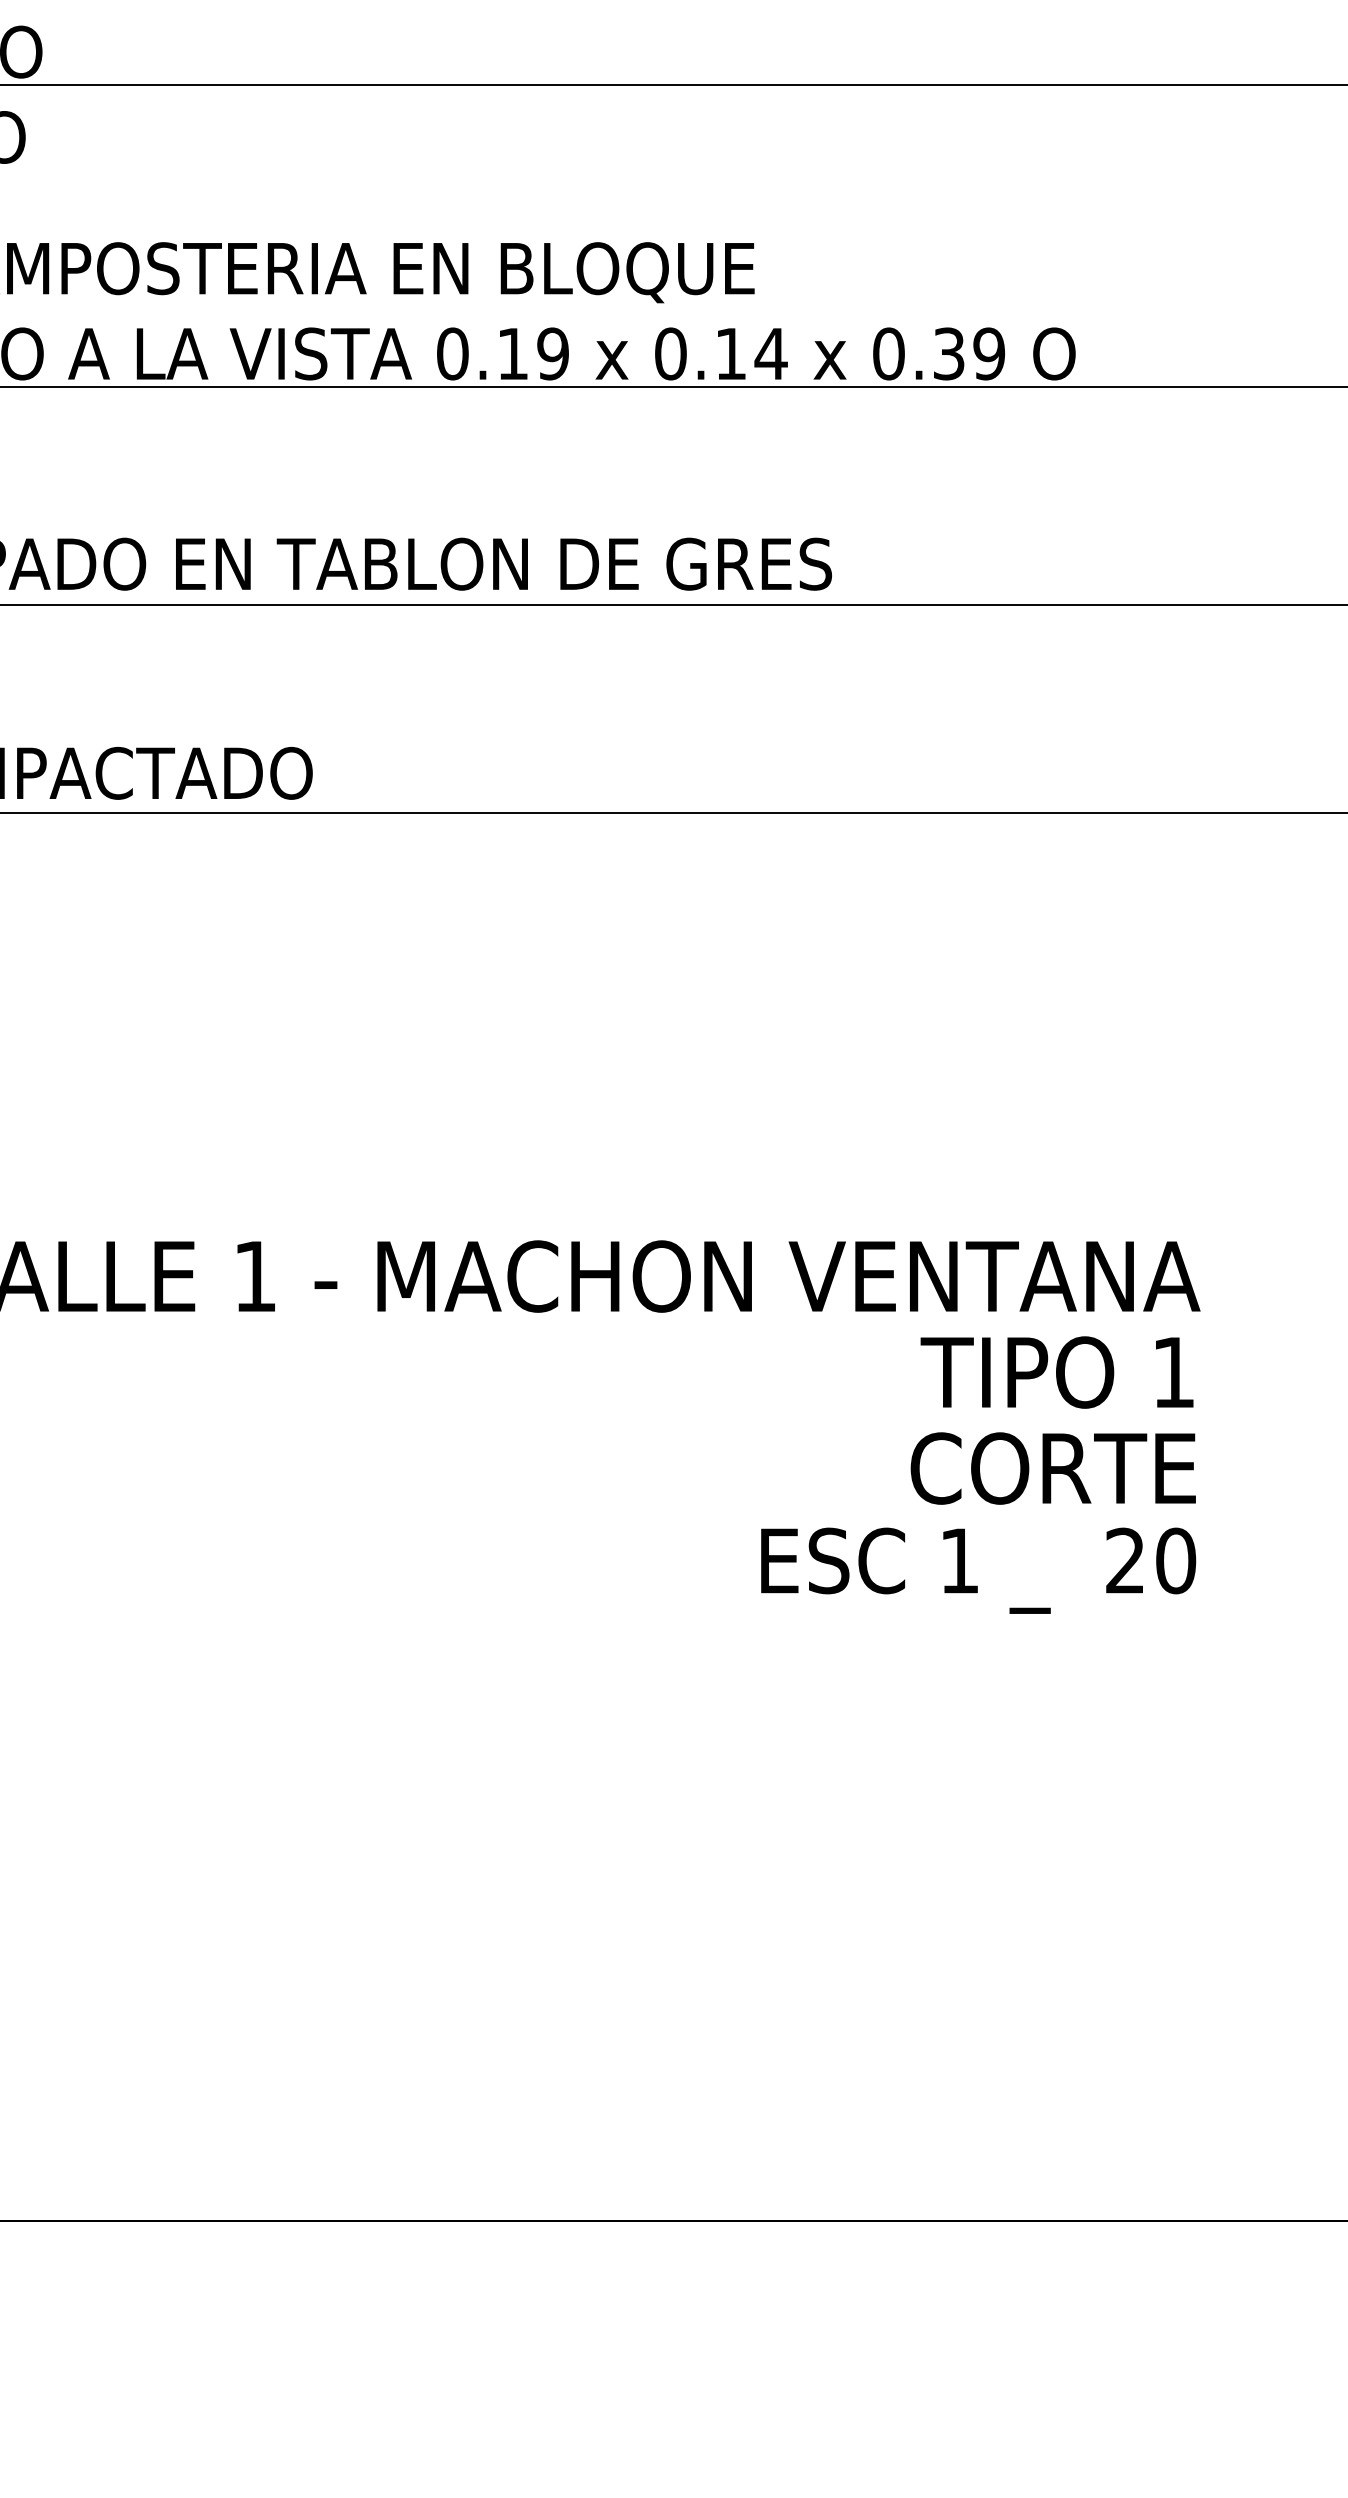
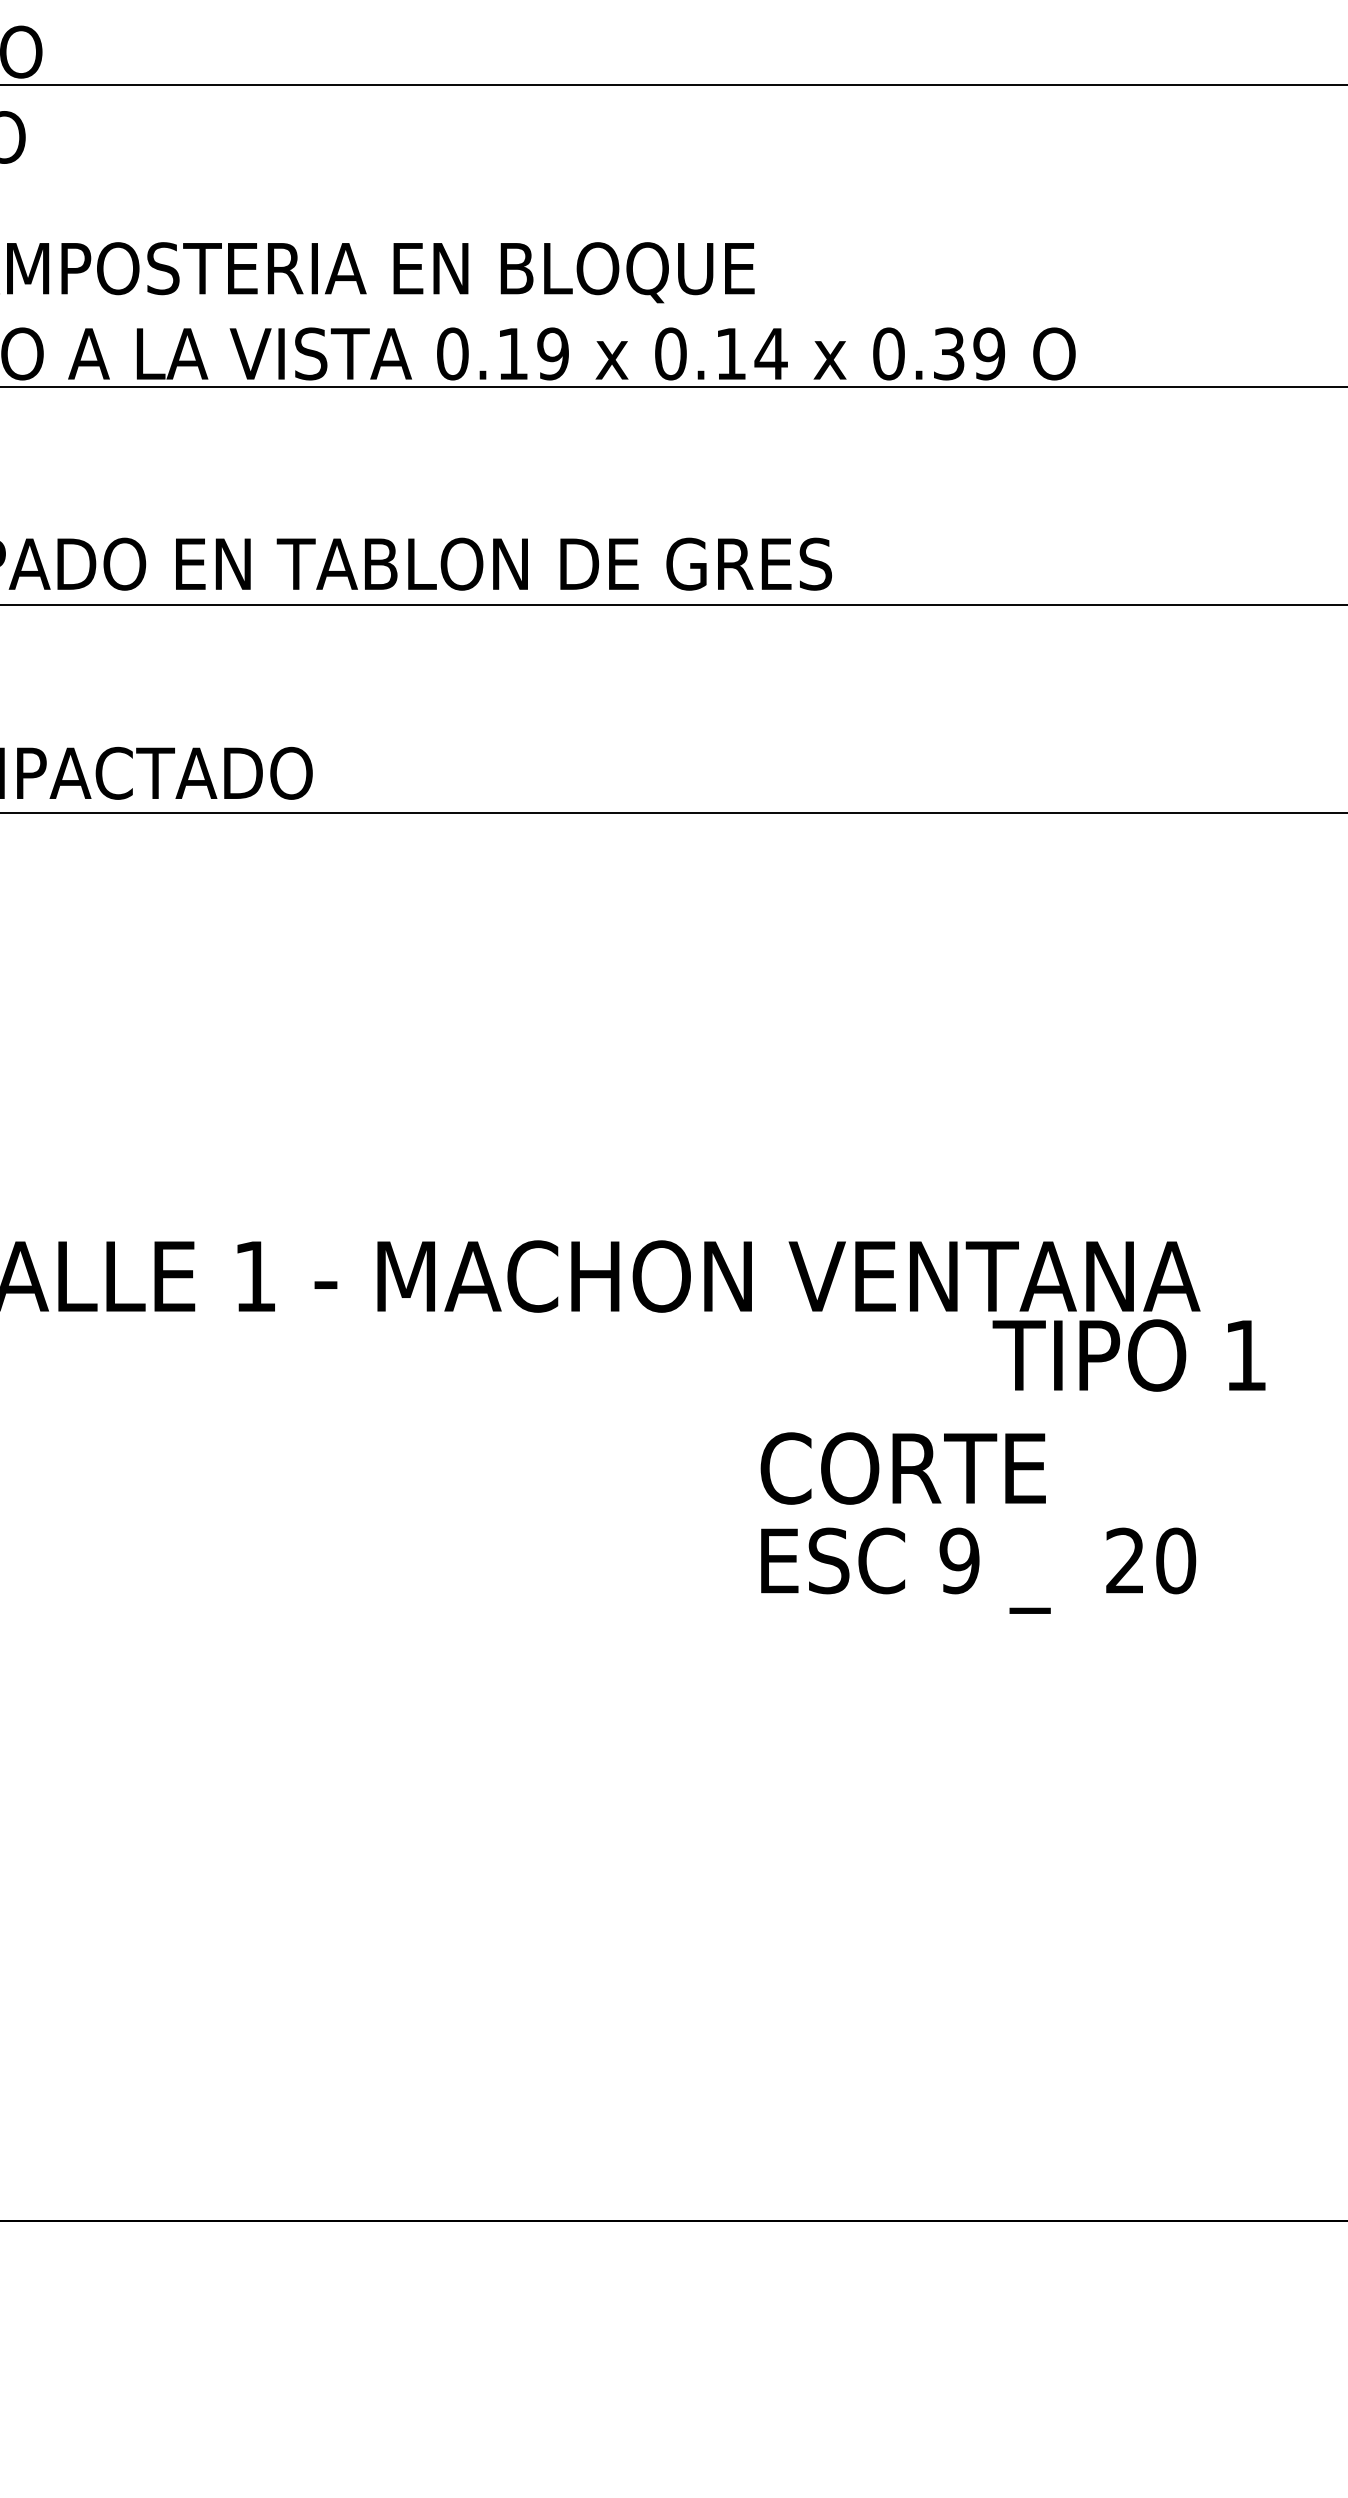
text position: (1056, 1372) -> (1128, 1355) (1128, 1355)
text position: (1052, 1468) -> (902, 1468) (902, 1468)
text: 1 -> 9 (959, 1560)
